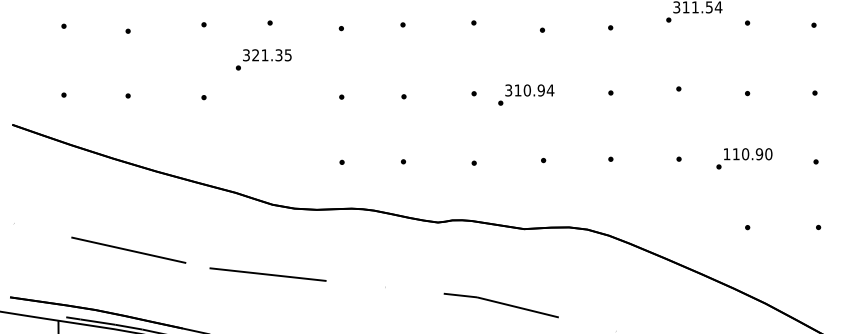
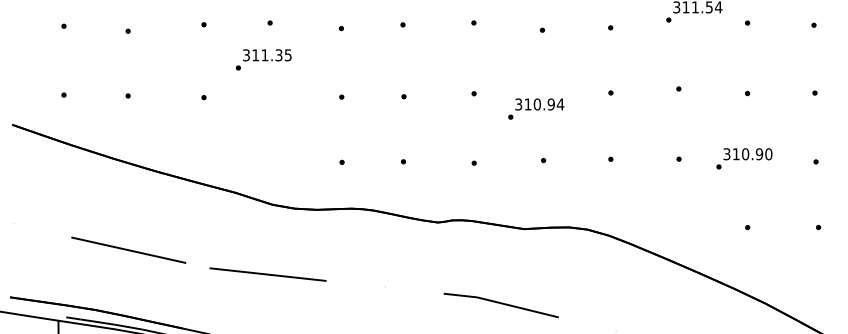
text: 321.35 -> 311.35 (255, 55)
text position: (526, 94) -> (536, 108) (536, 108)
text: 110.90 -> 310.90 (726, 154)
